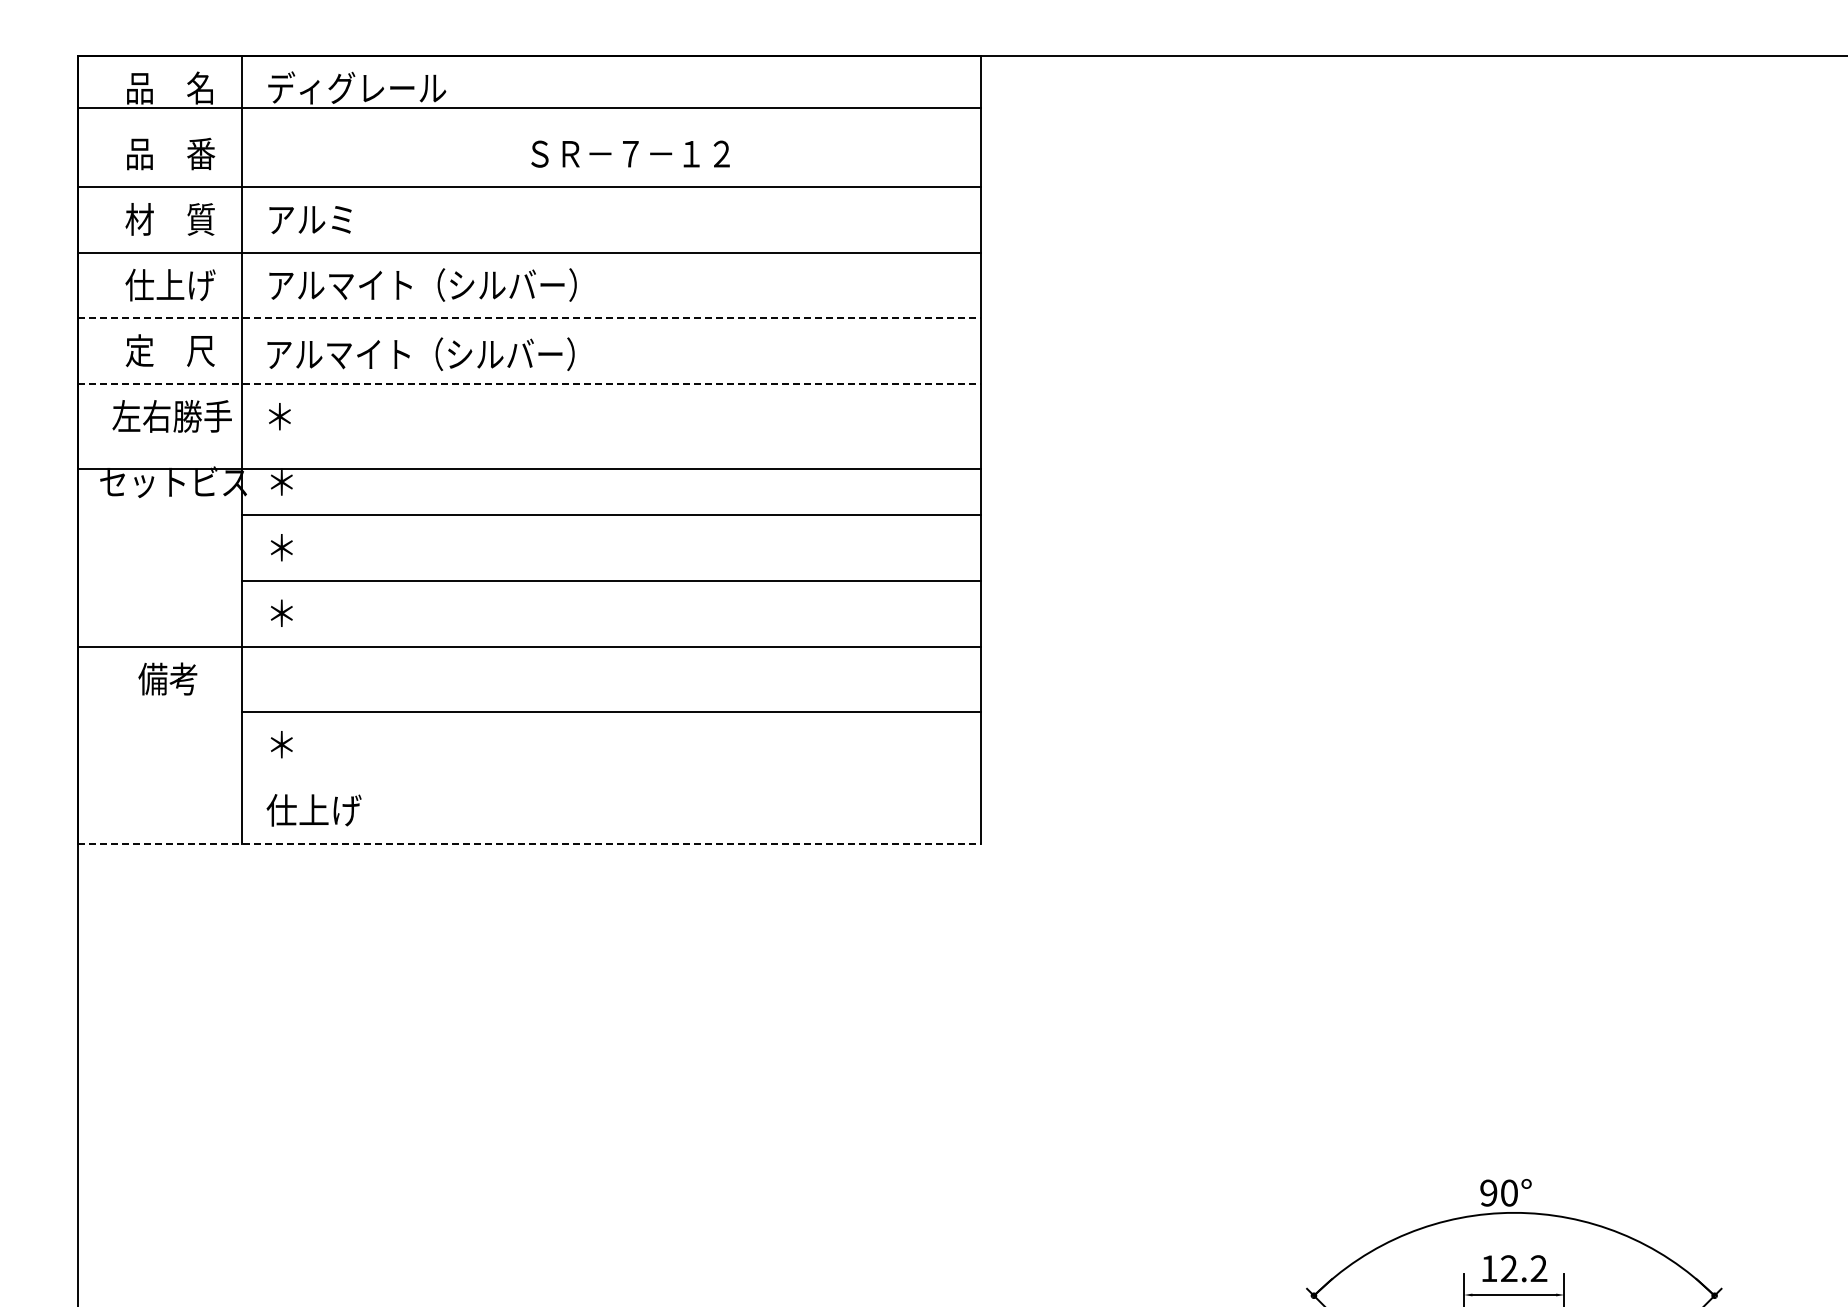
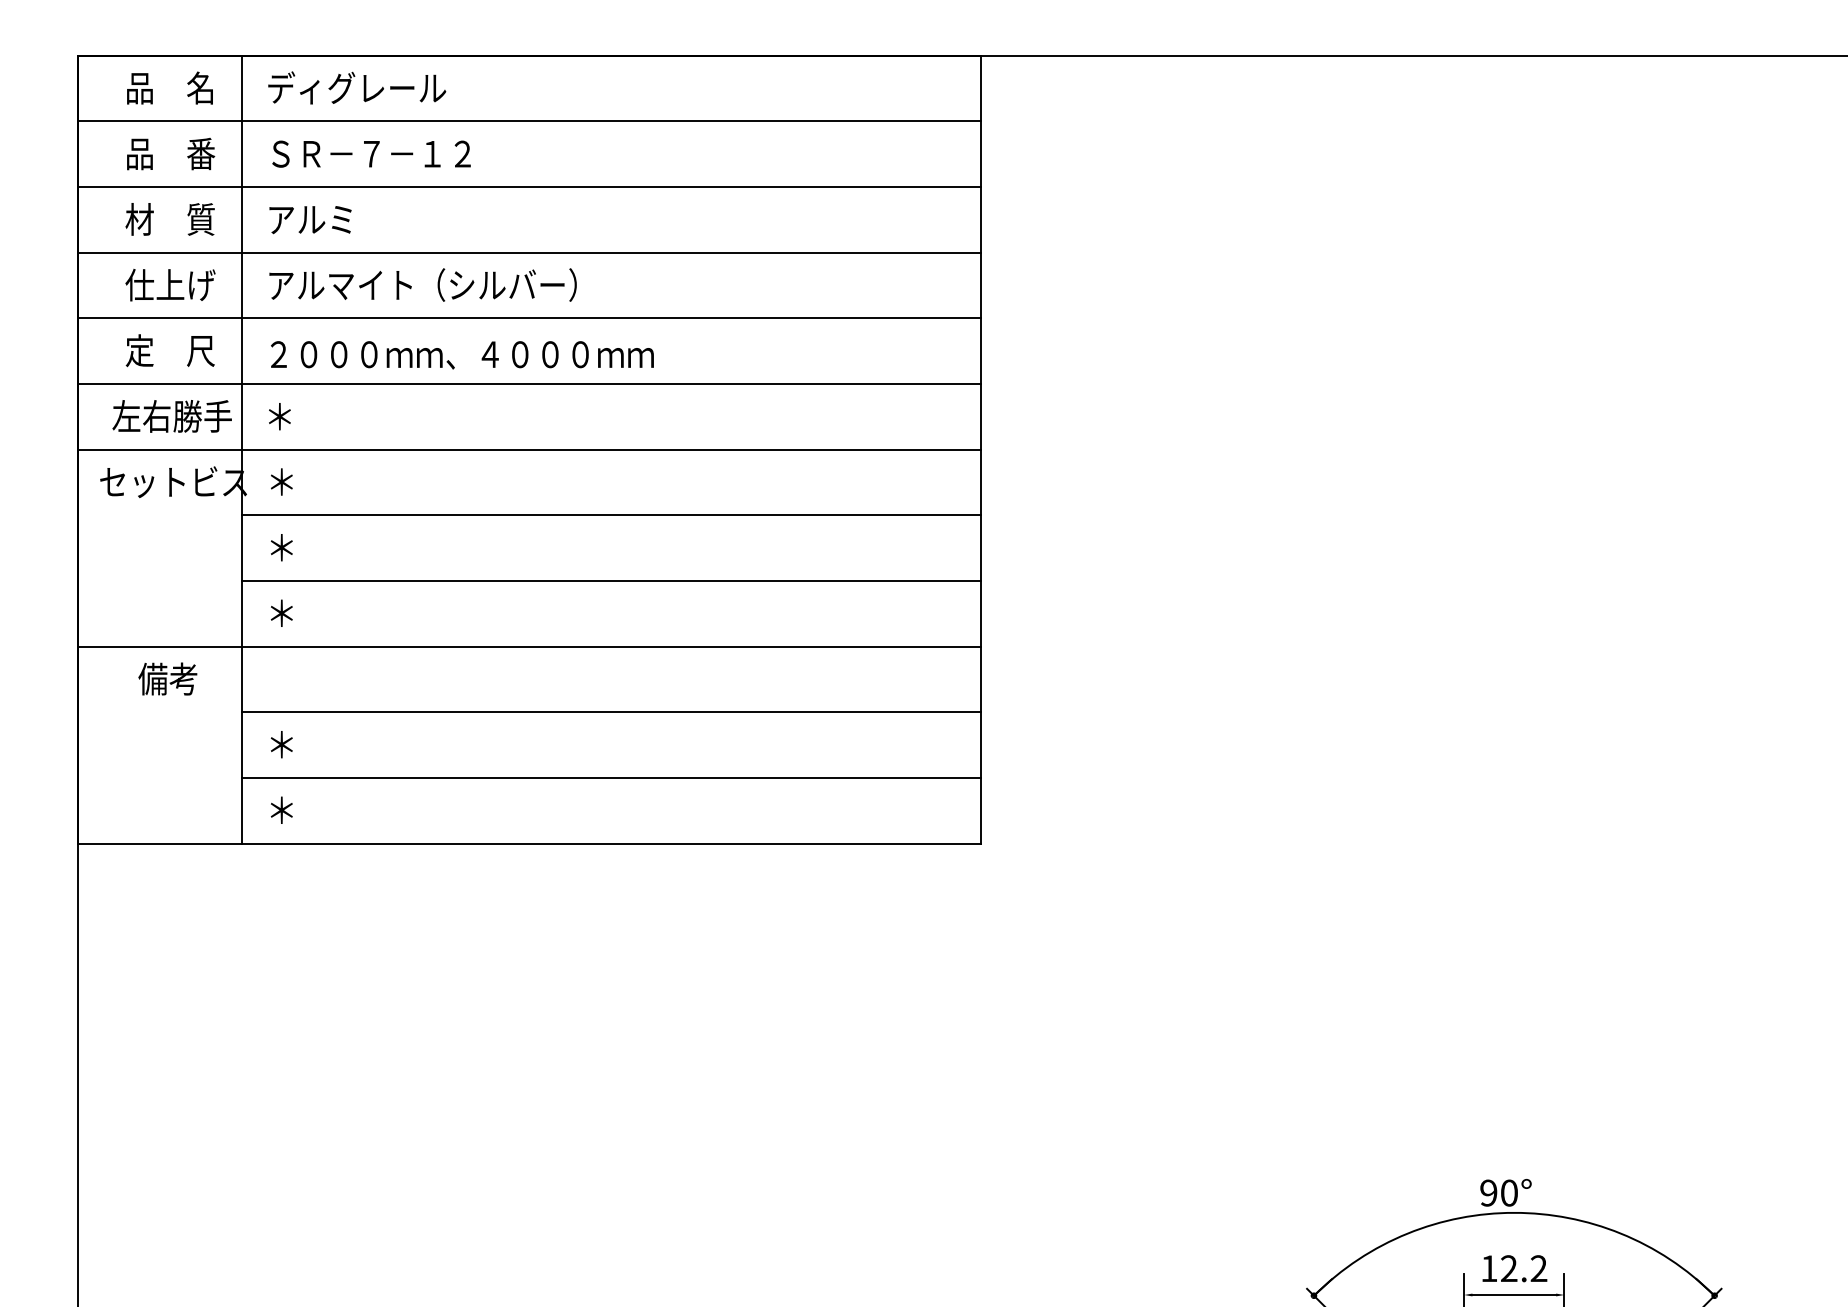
line position: (529, 108) -> (529, 121) (529, 121)
text position: (630, 153) -> (371, 153) (371, 153)
line: dashed -> solid (529, 318)
text: アルマイト（シルバー） -> ２０００ｍｍ、４０００ｍｍ (460, 354)
line: dashed -> solid (529, 384)
line position: (529, 468) -> (529, 449) (529, 449)
line: none -> present (611, 777)
text: 仕上げ -> ＊ (313, 810)
line: dashed -> solid (529, 843)
